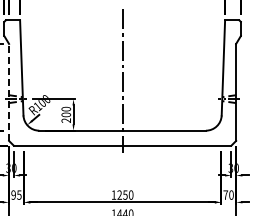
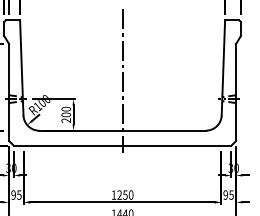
line: dashed -> solid (9, 91)
text: 70 -> 95 (228, 194)
